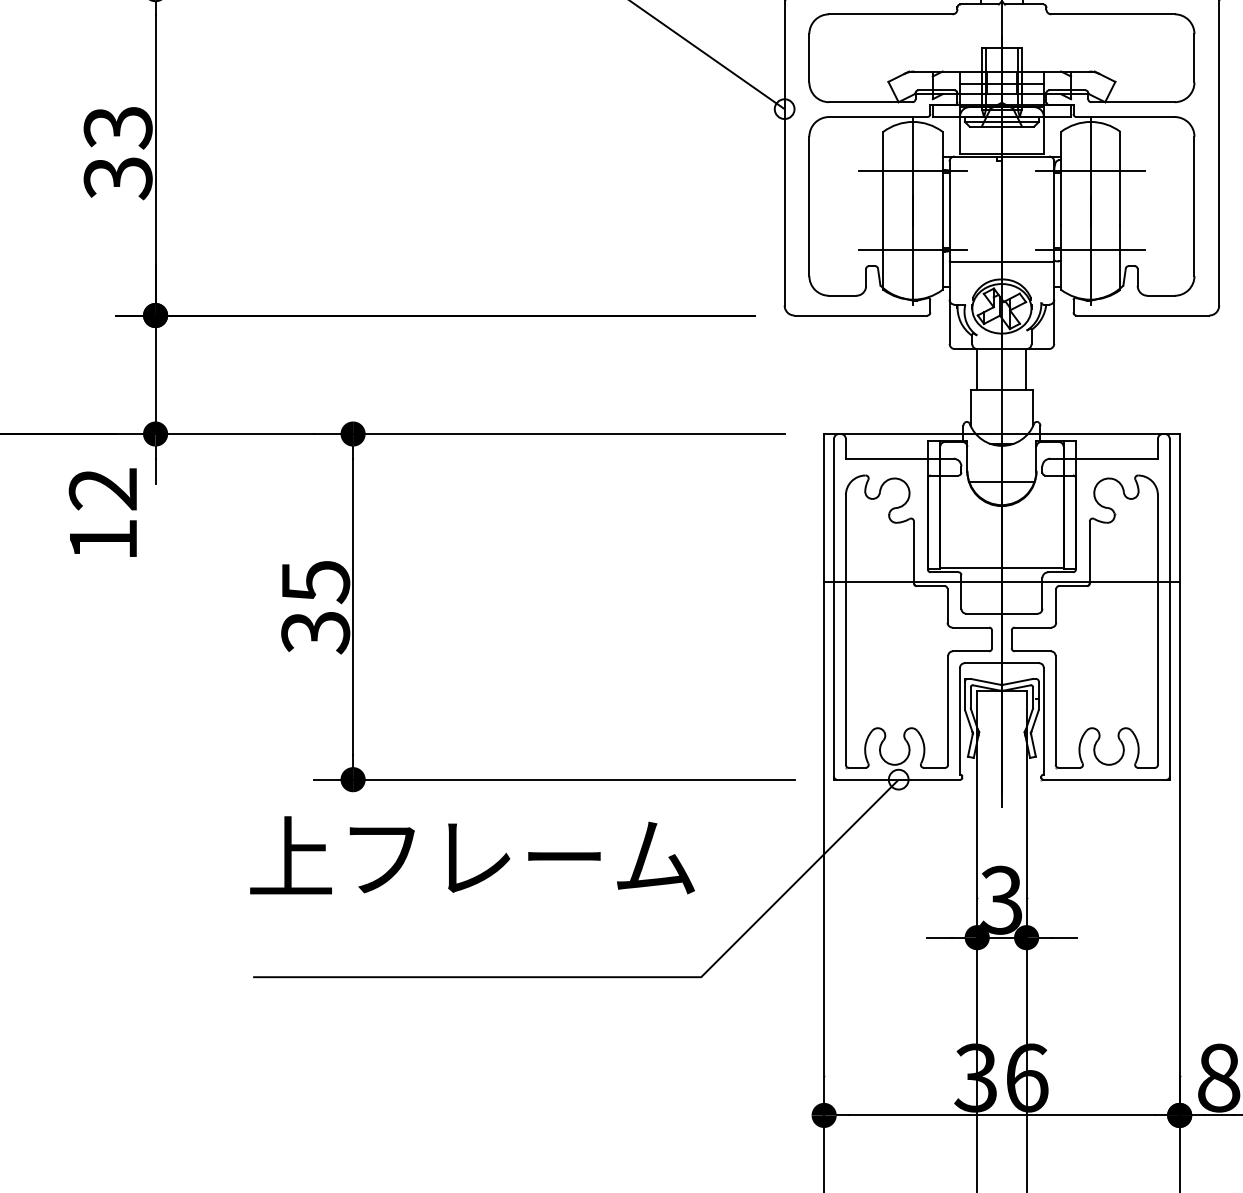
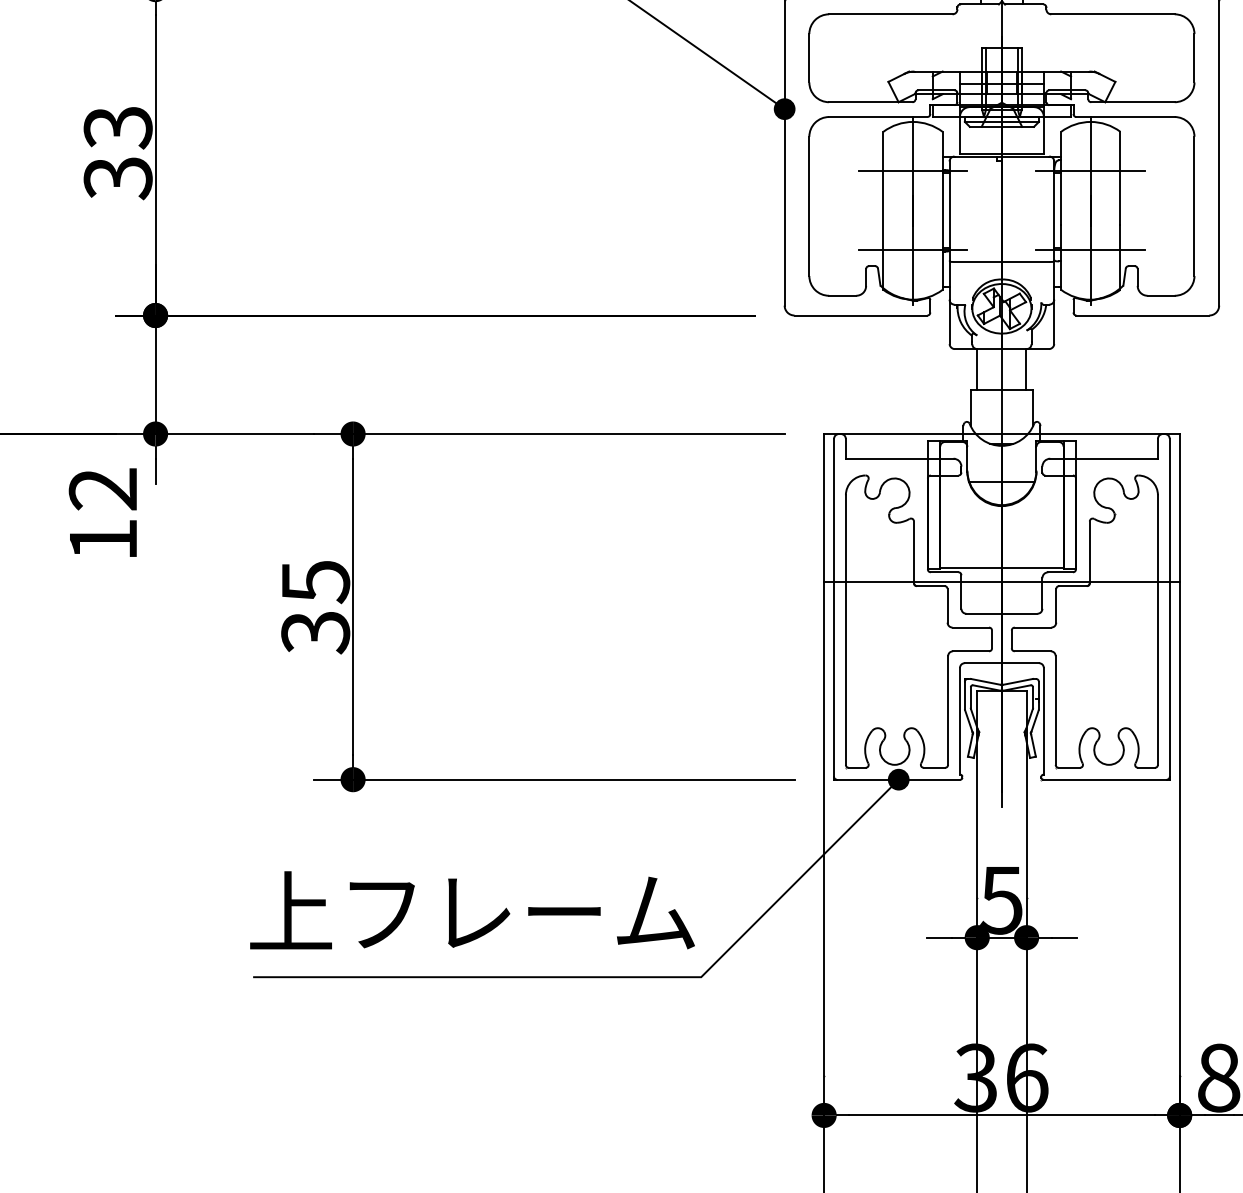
fill: none -> present (784, 109)
fill: none -> present (898, 779)
text position: (472, 855) -> (472, 910) (472, 910)
text: 3 -> 5 (1002, 899)
